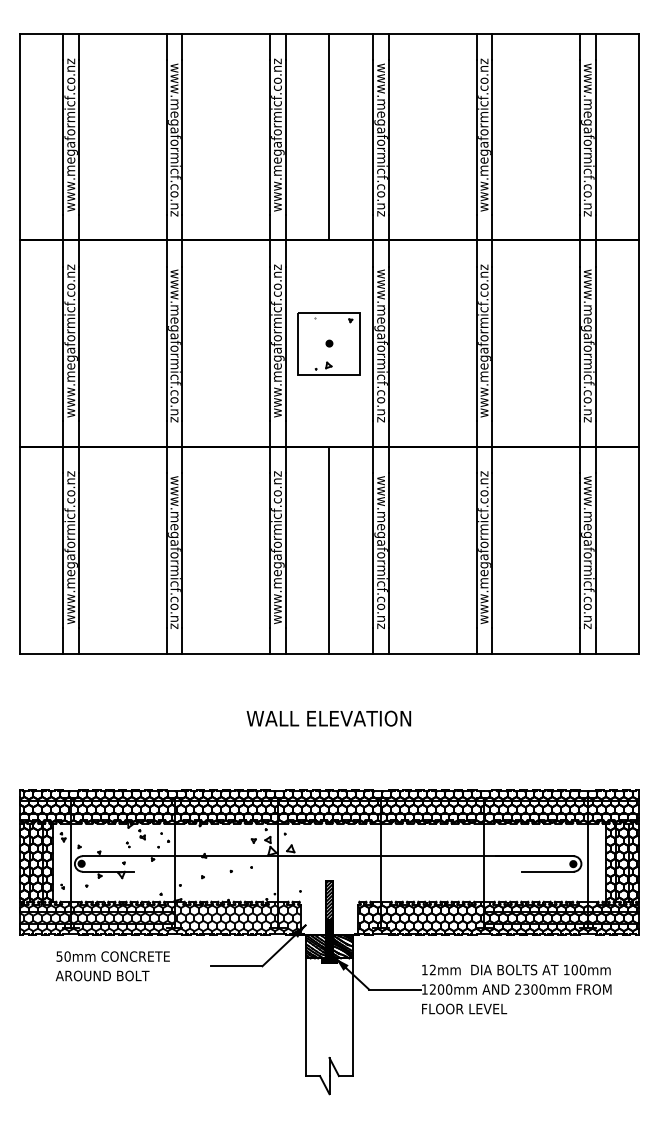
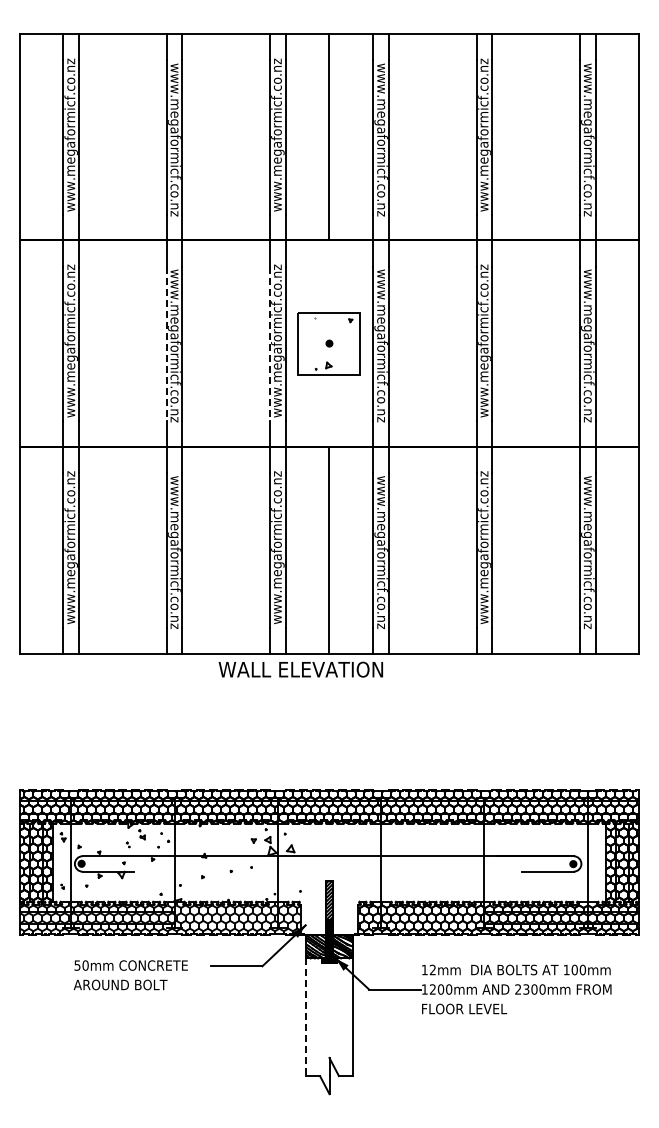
line: solid -> dashed (166, 344)
line: solid -> dashed (270, 344)
text position: (328, 718) -> (300, 669) (300, 669)
text position: (112, 966) -> (130, 975) (130, 975)
line: solid -> dashed (306, 1017)
